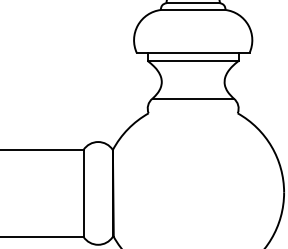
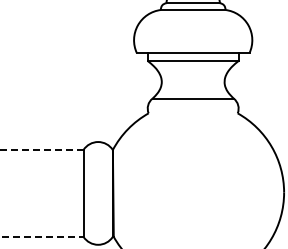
line: solid -> dashed (41, 149)
line: solid -> dashed (42, 236)
